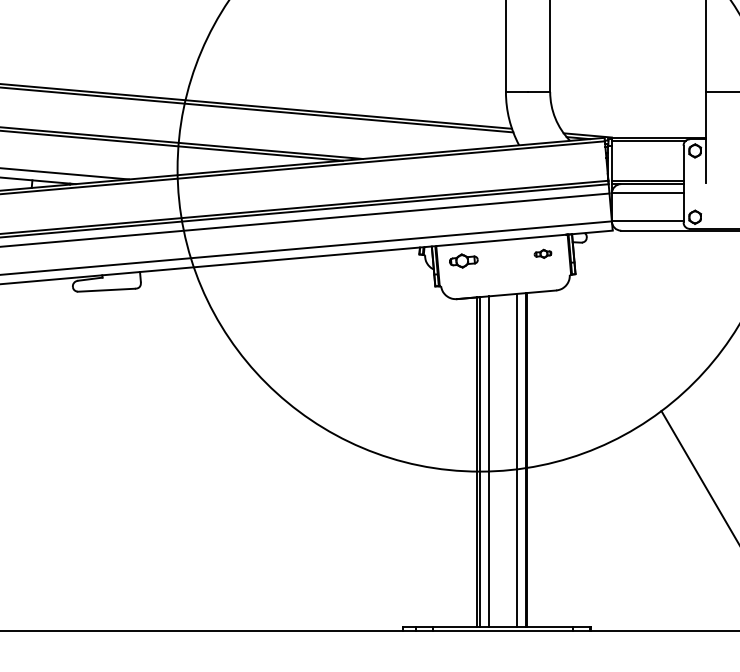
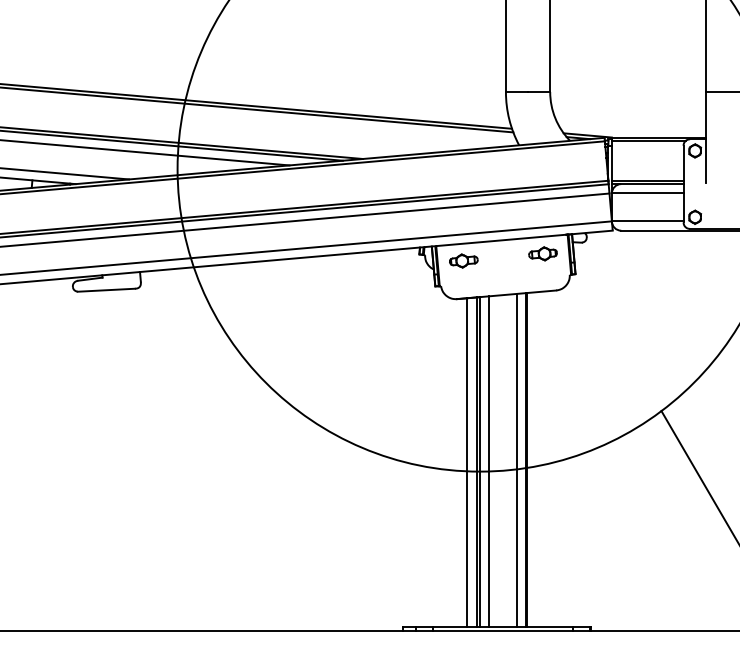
line: none -> present (145, 152)
part size: 20x11 px -> 30x16 px (542, 253)
line: none -> present (467, 462)
